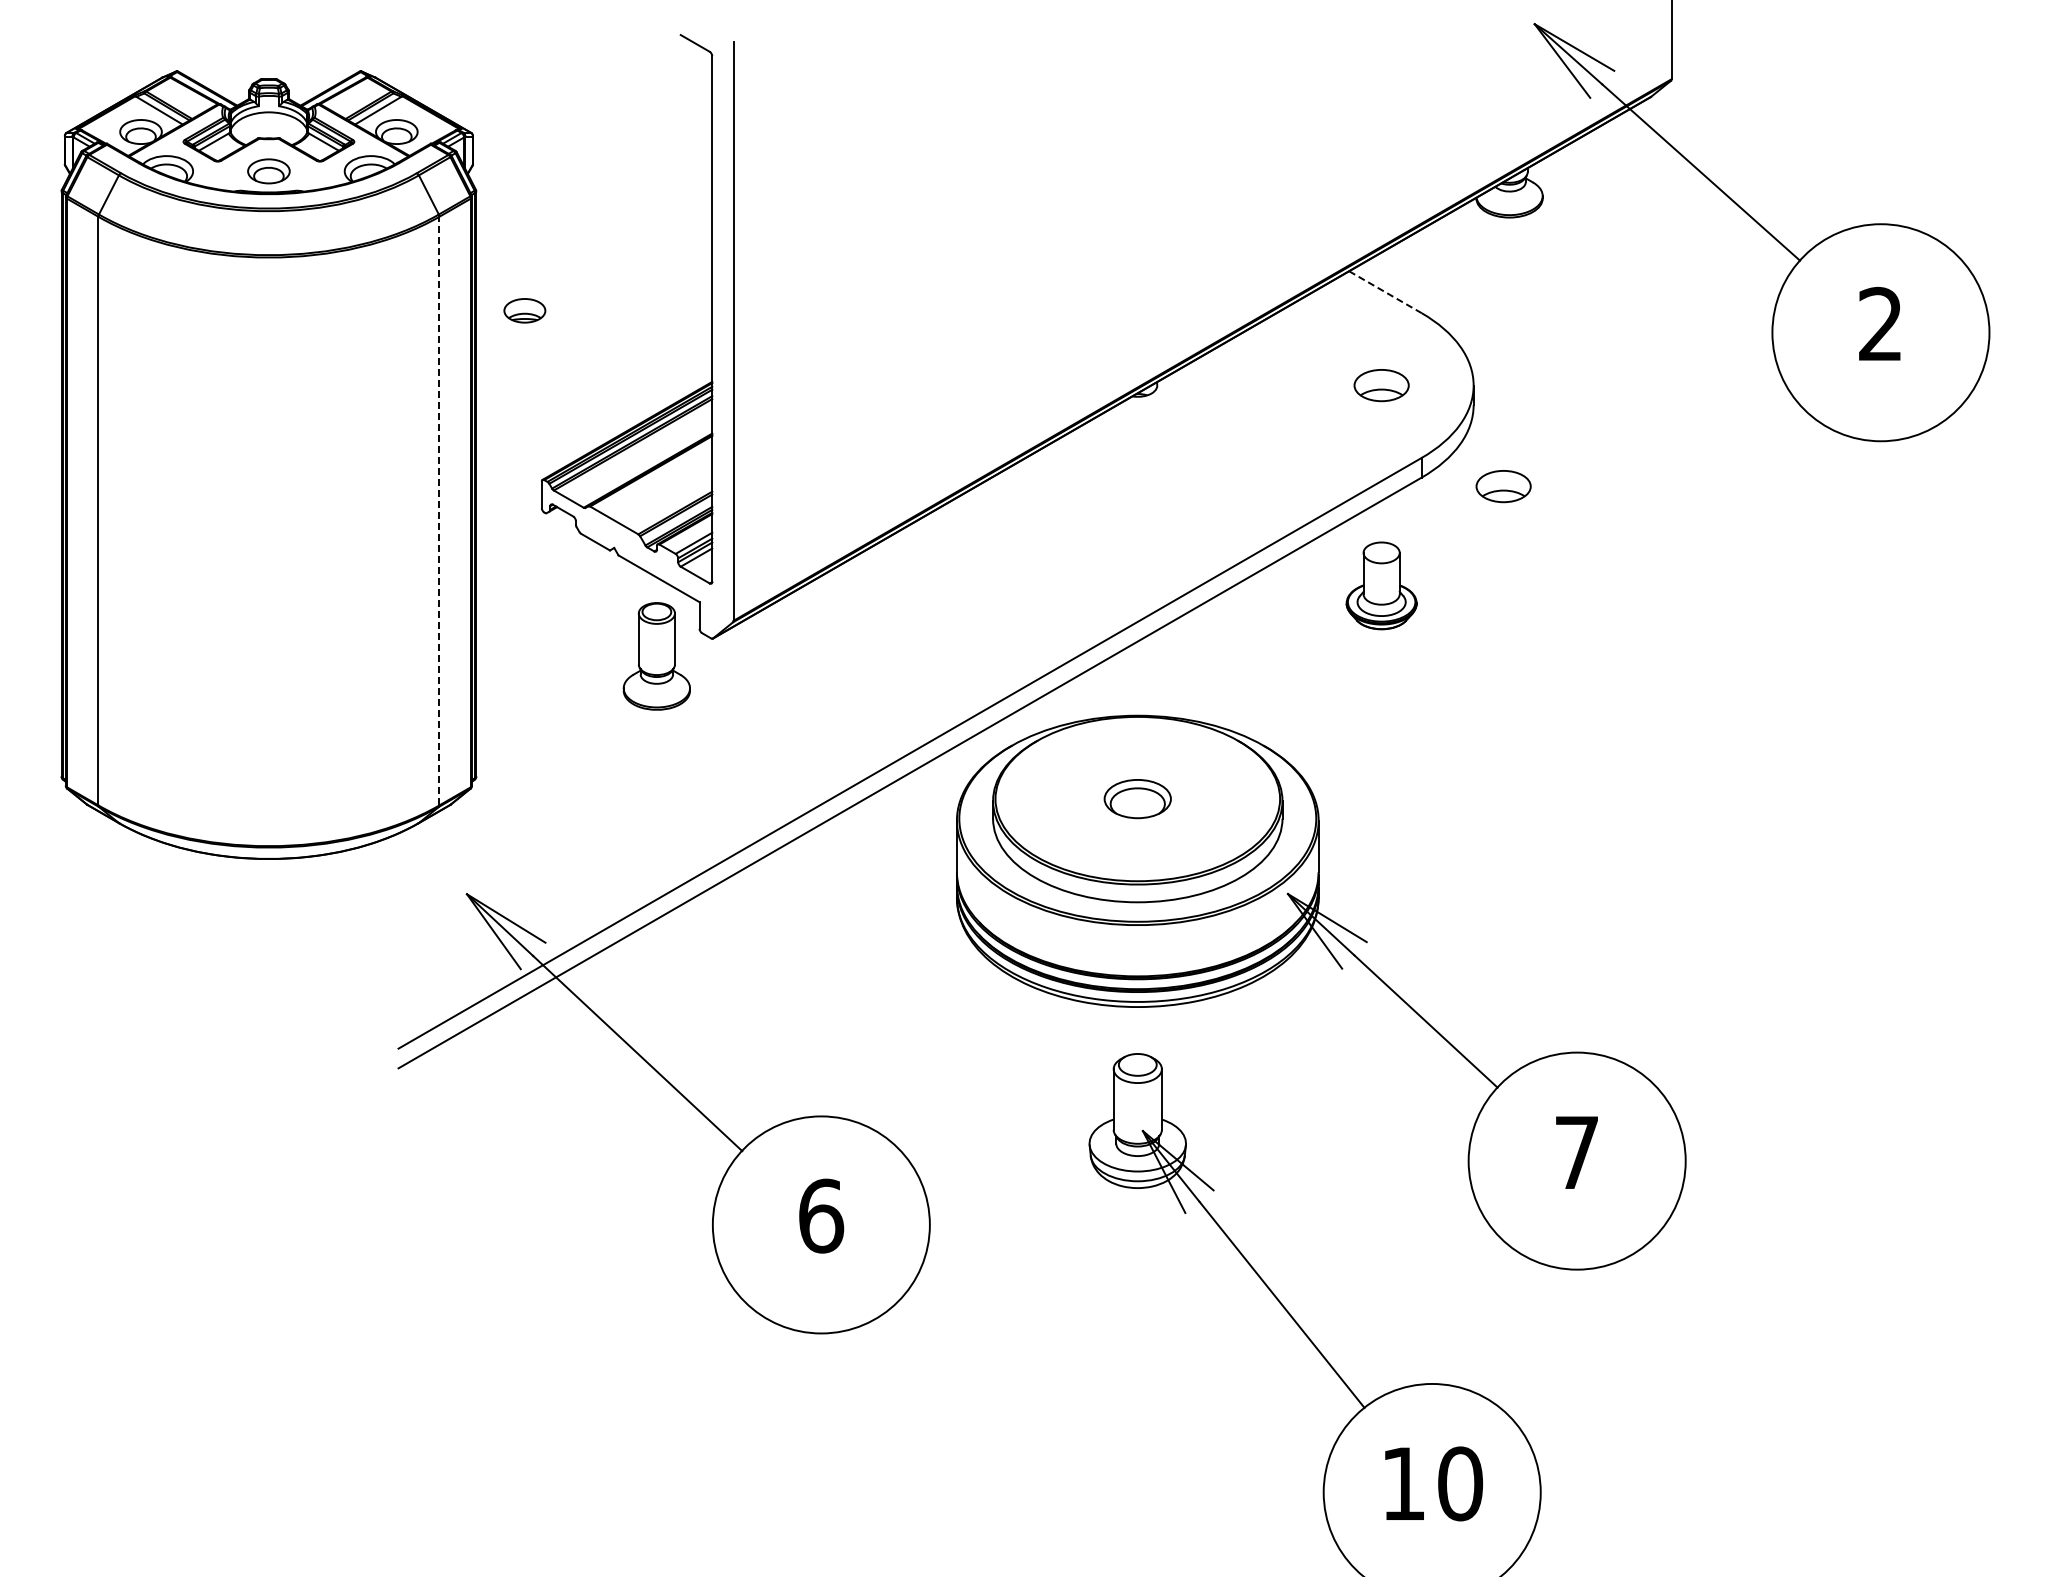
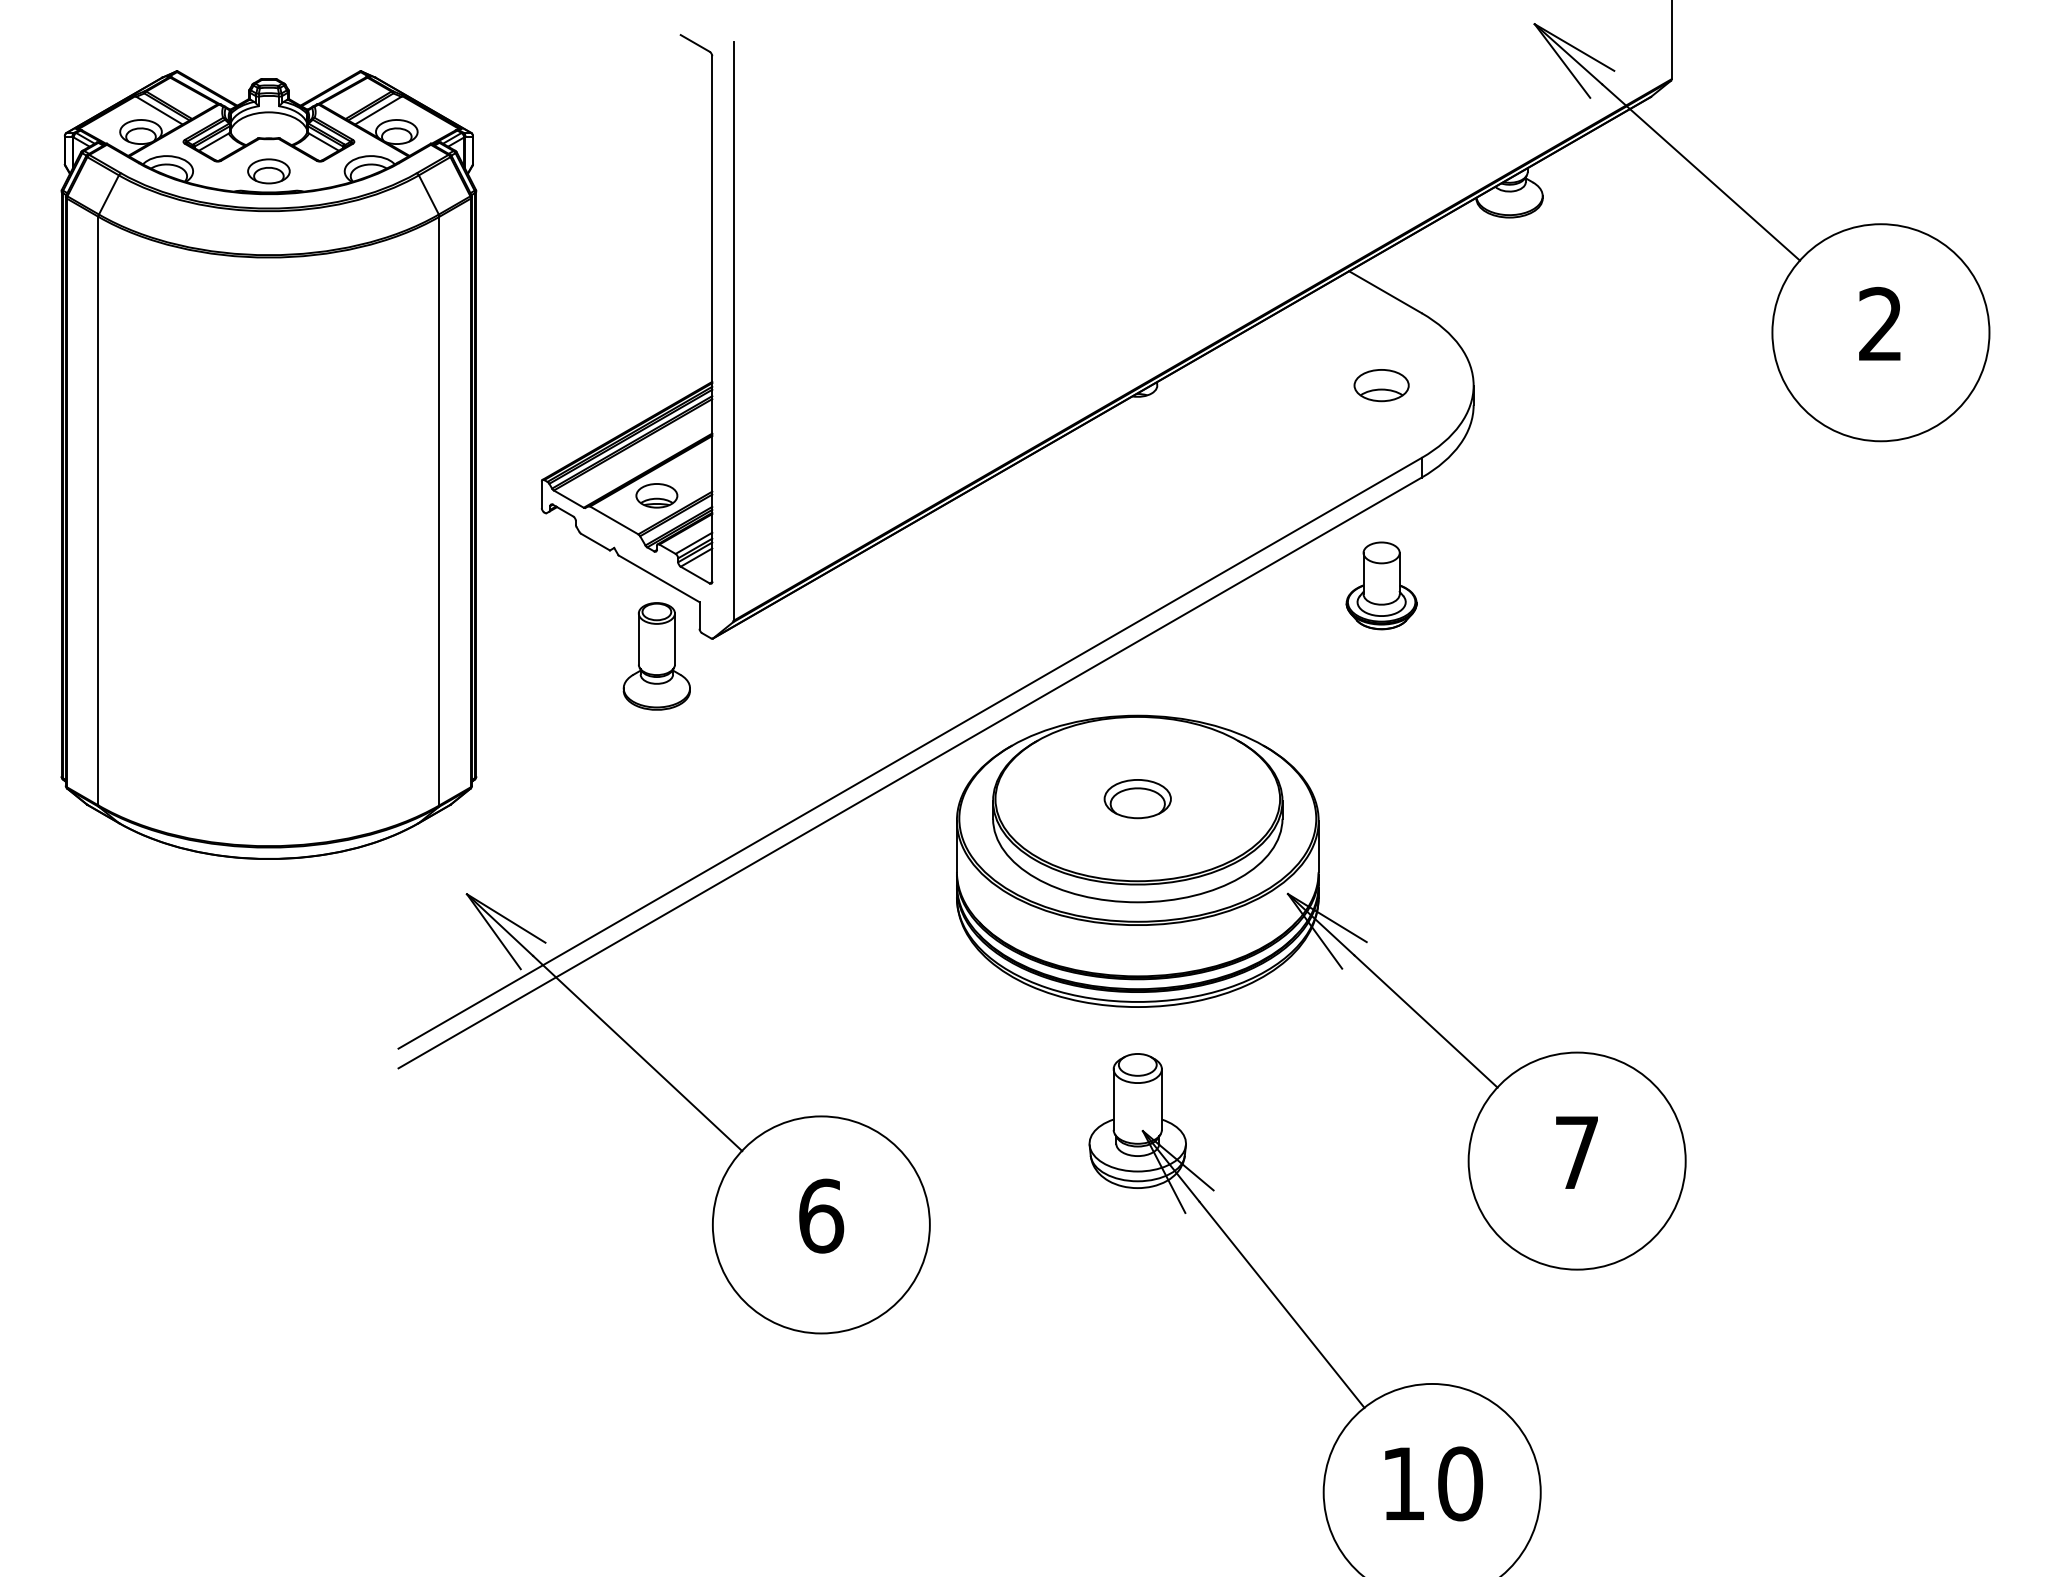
line: dashed -> solid (1385, 292)
part position: (524, 310) -> (656, 495) (656, 495)
part: present -> none (1503, 486)
line: dashed -> solid (439, 510)
